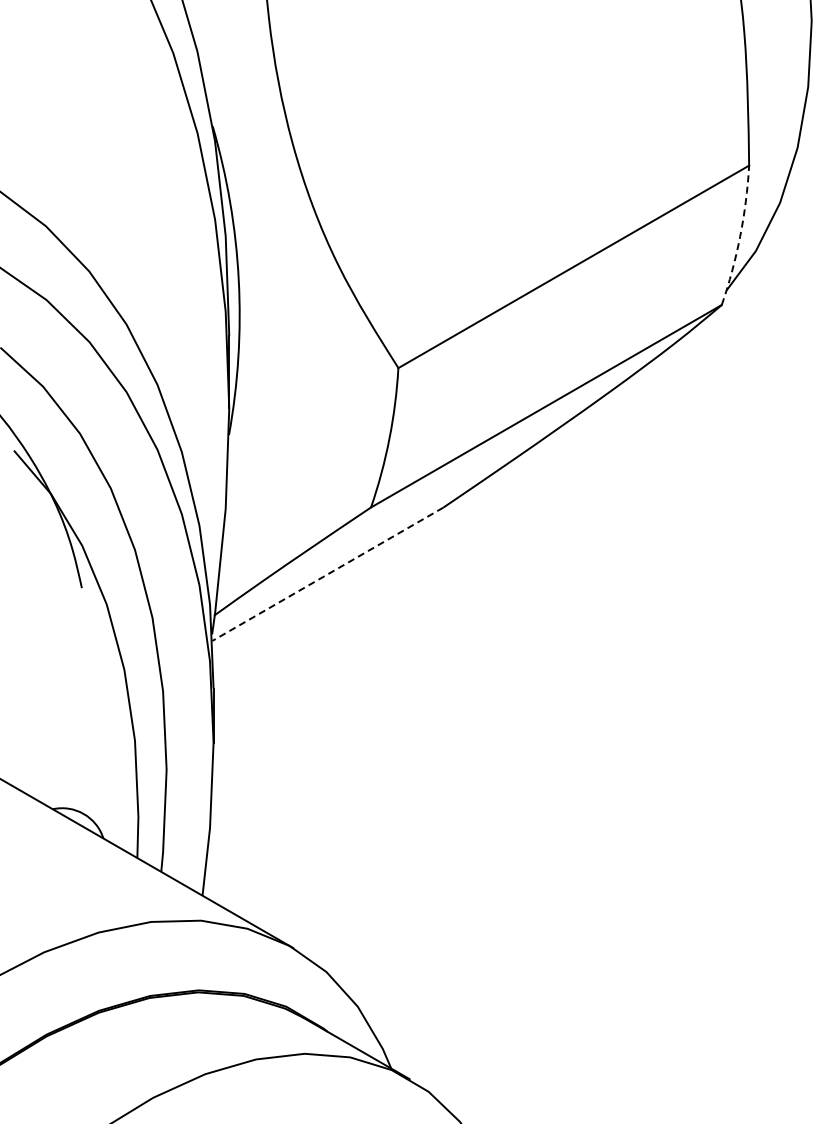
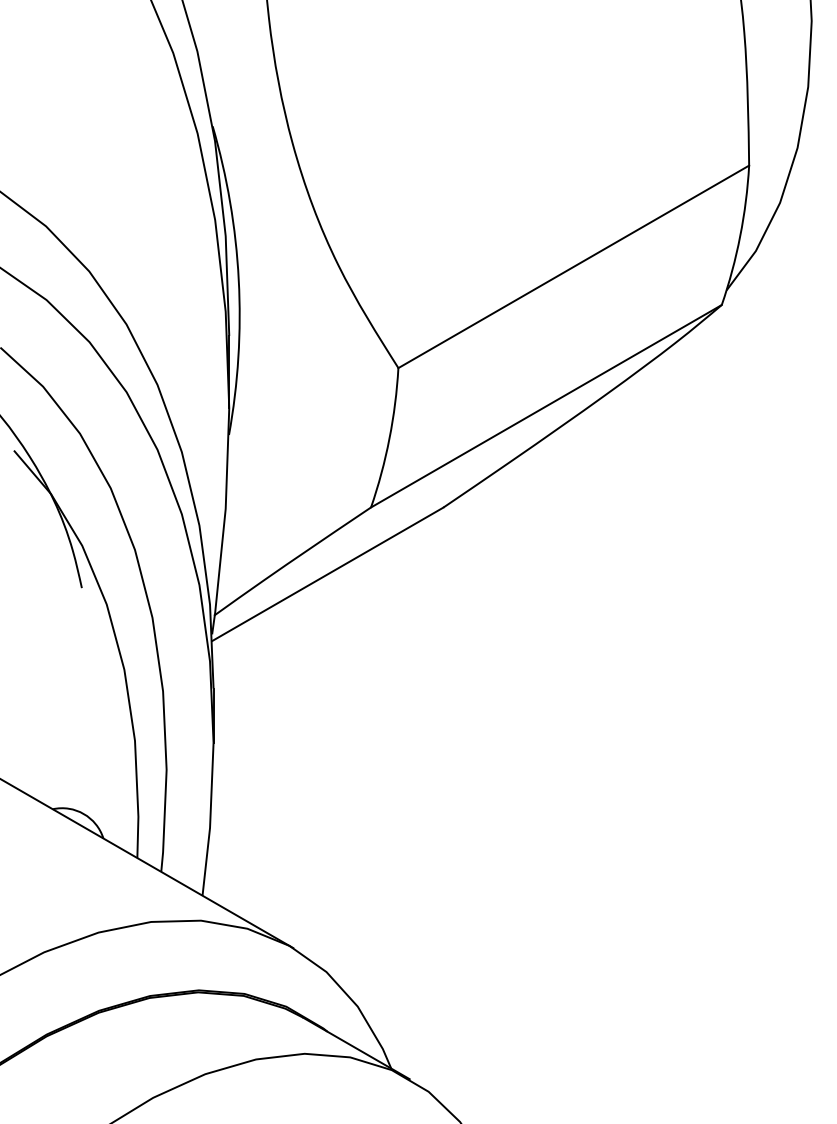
arc: dashed -> solid (740, 236)
line: dashed -> solid (327, 574)
